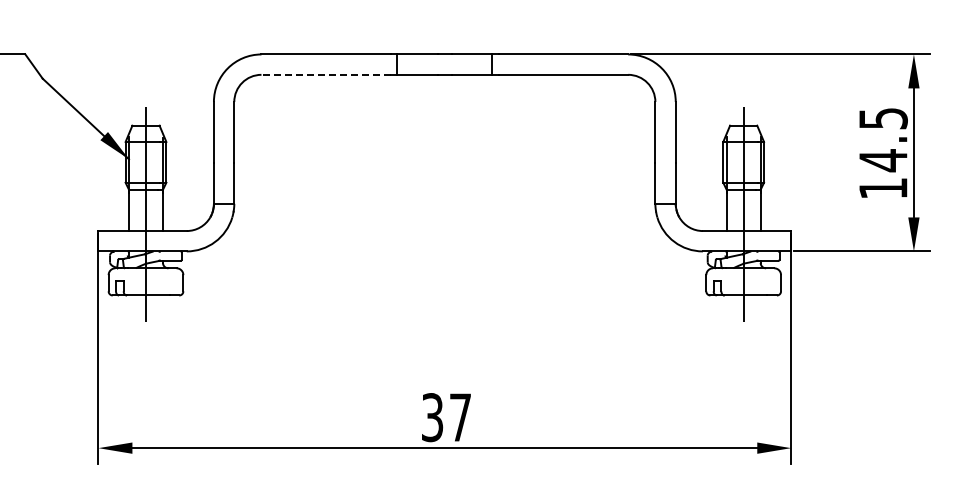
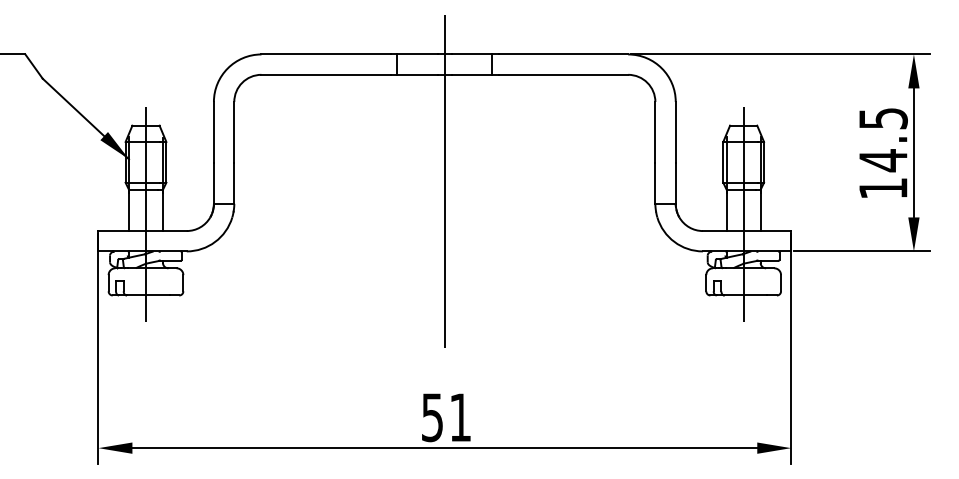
line: dashed -> solid (326, 74)
line: none -> present (444, 182)
text: 37 -> 51 (446, 417)
